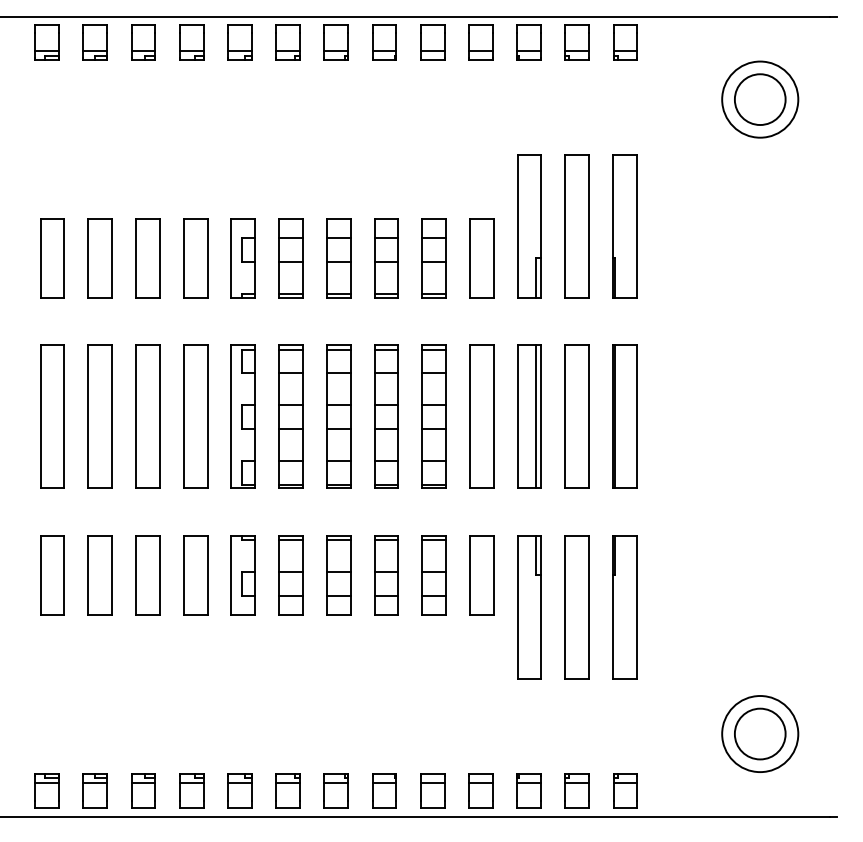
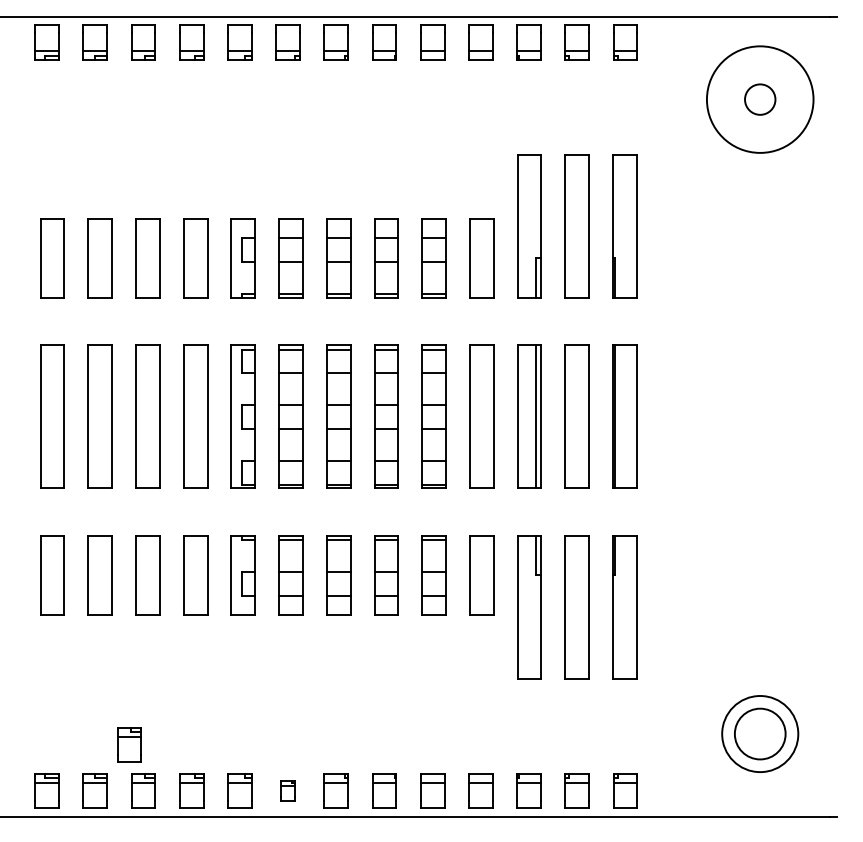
circle diameter: 51 px -> 30 px (760, 99)
circle diameter: 76 px -> 107 px (759, 99)
part: none -> present (129, 744)
part size: 26x36 px -> 16x22 px (287, 790)
